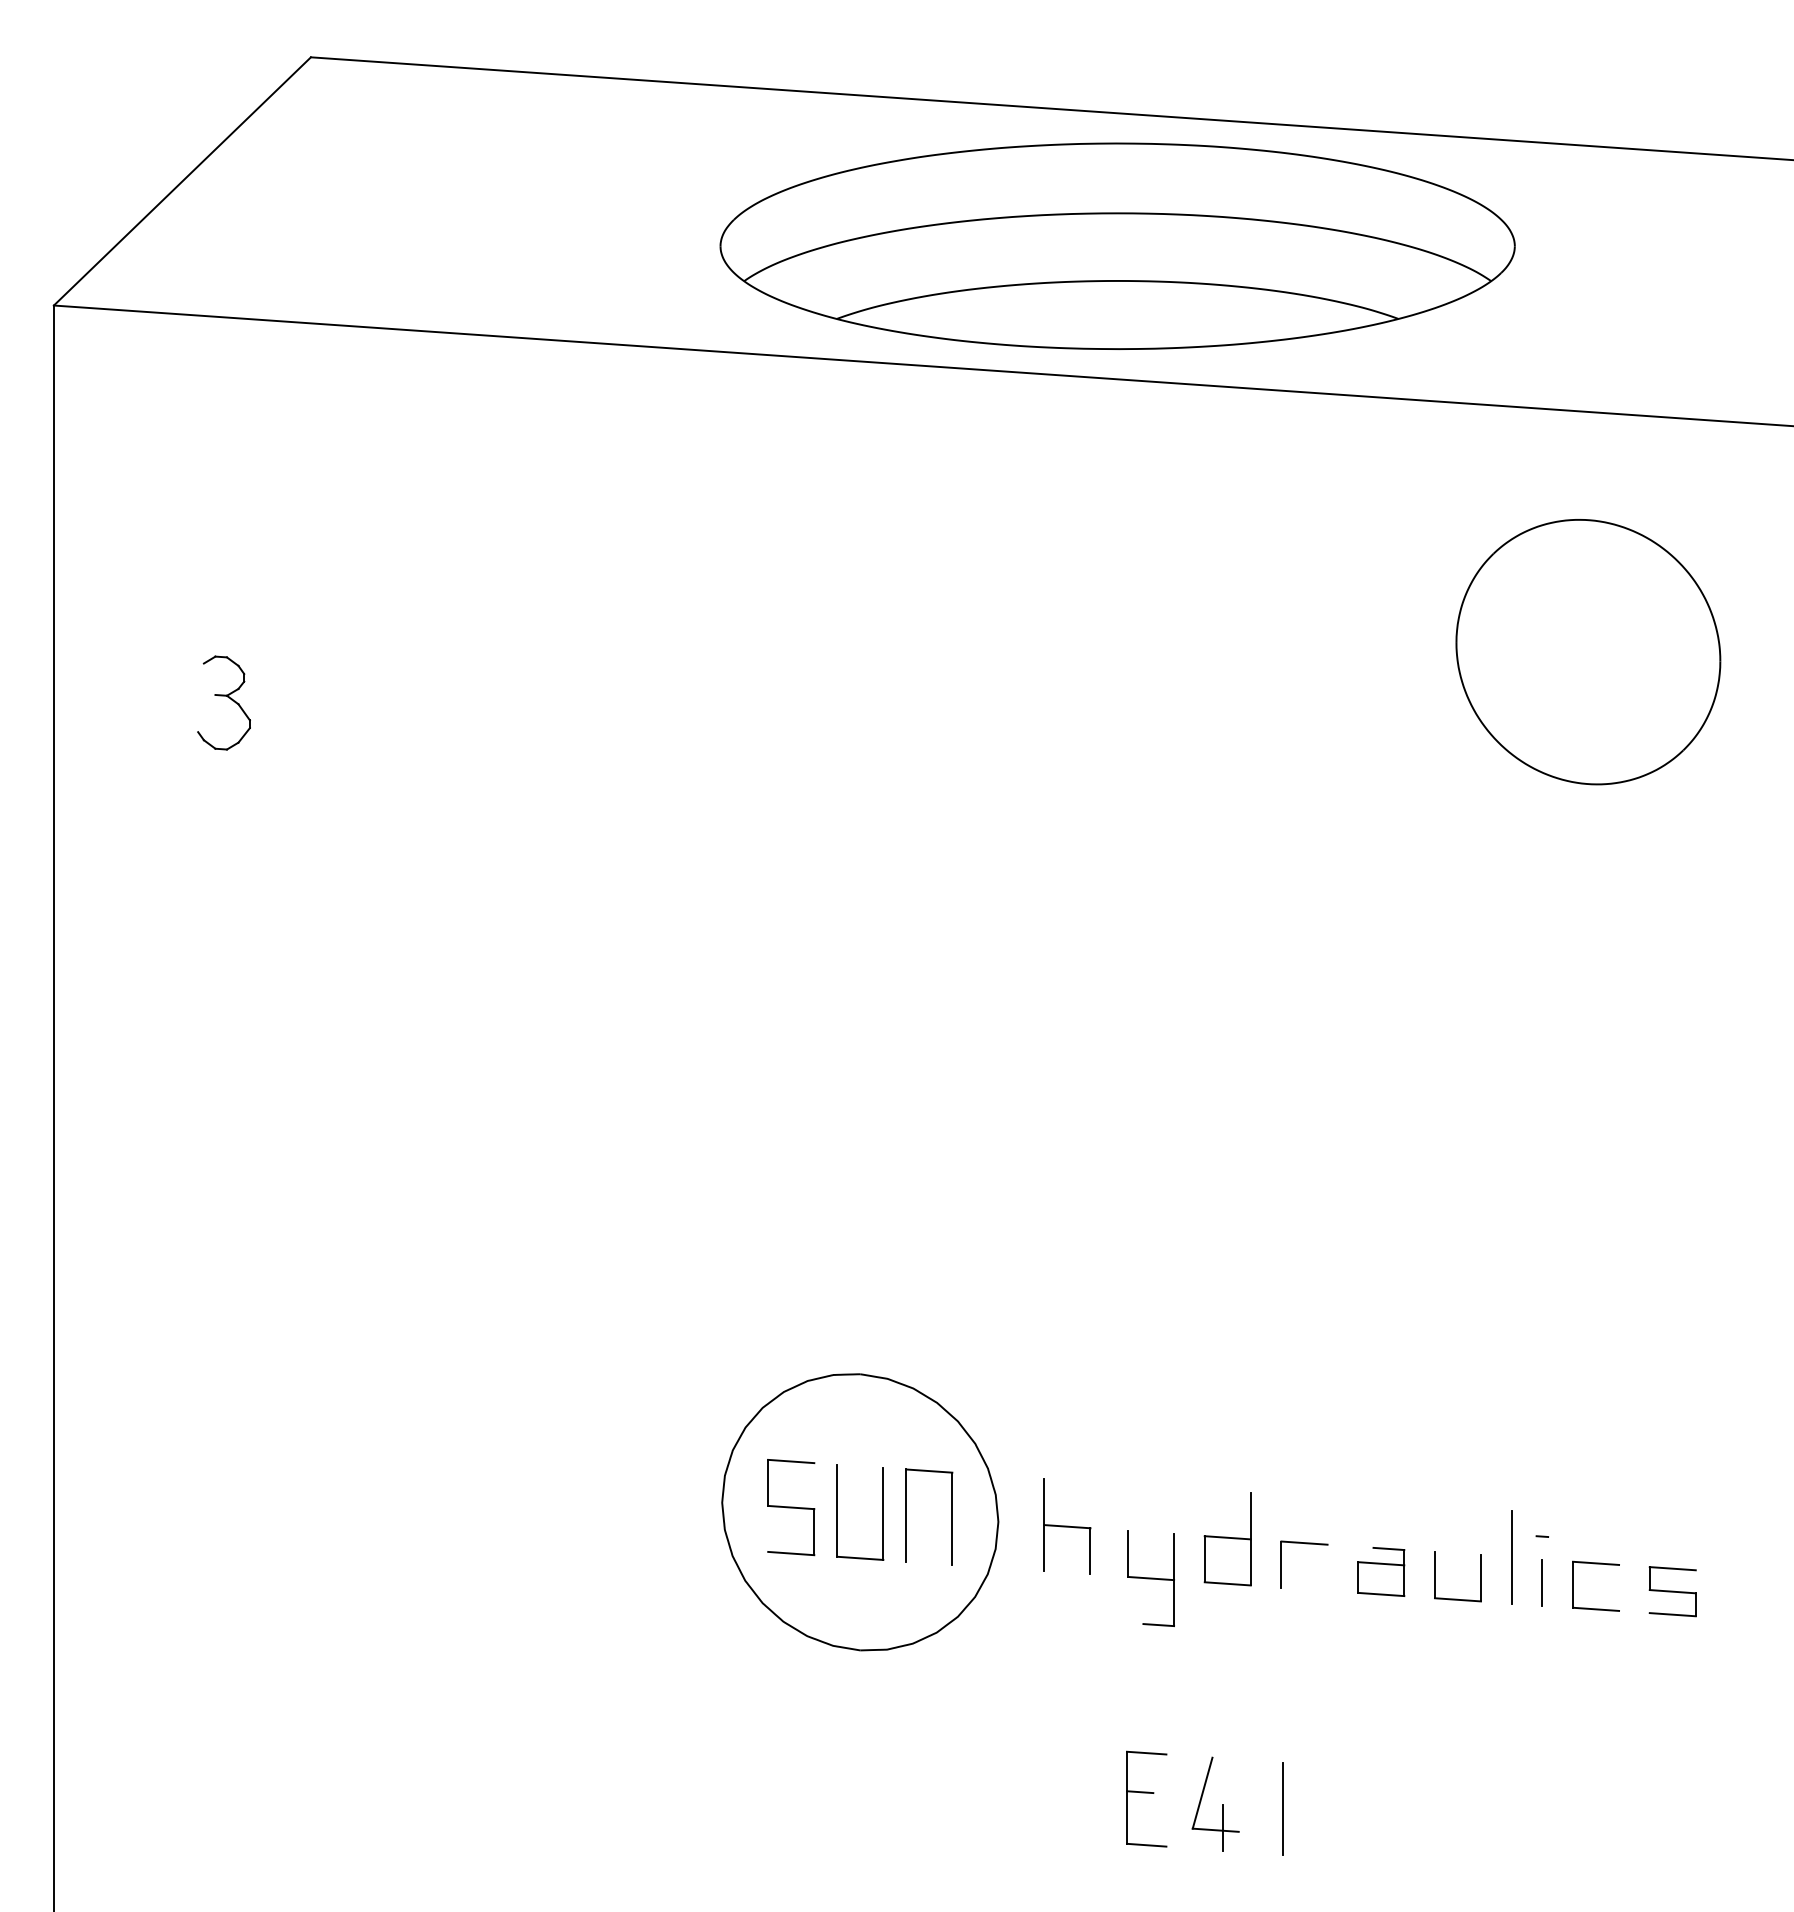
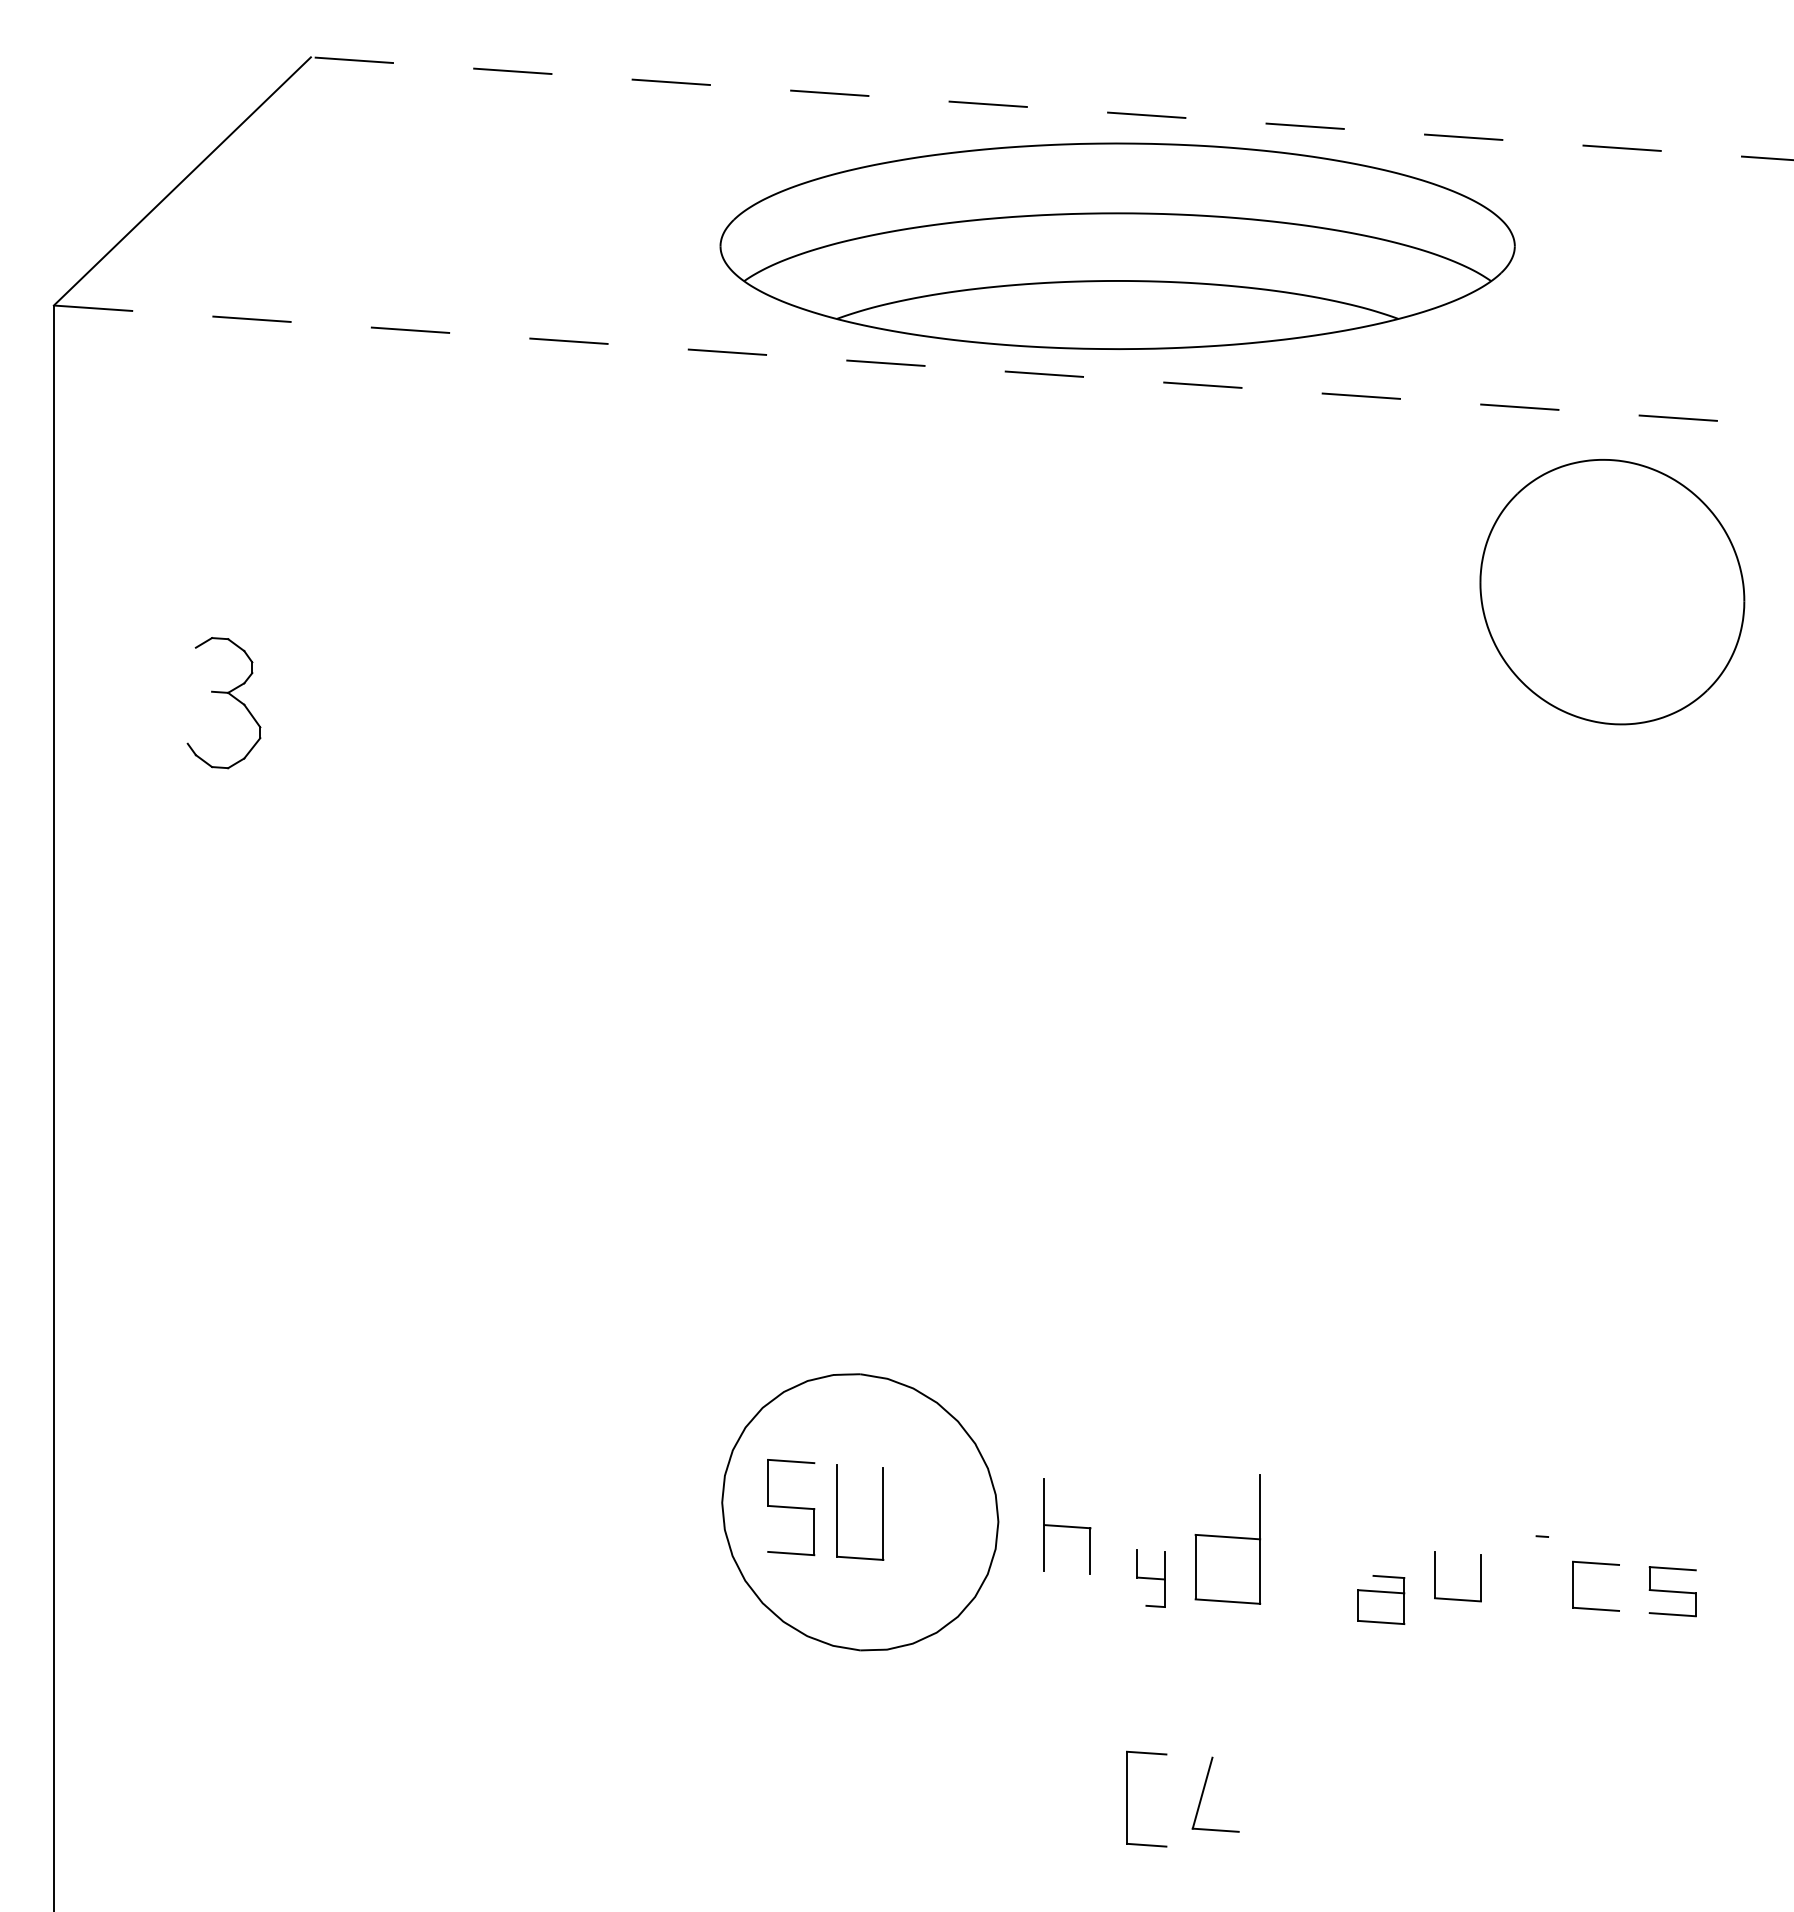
line: solid -> dashed (1051, 108)
line: solid -> dashed (923, 365)
part position: (1588, 652) -> (1612, 592) (1612, 592)
part size: 54x96 px -> 76x133 px (223, 703)
part: present -> none (951, 1516)
part size: 49x95 px -> 68x131 px (1227, 1539)
part: present -> none (1305, 1544)
line: present -> none (1511, 1557)
part position: (1381, 1571) -> (1381, 1599) (1381, 1599)
part size: 48x97 px -> 30x59 px (1150, 1578)
line: present -> none (1542, 1582)
line: present -> none (1140, 1792)
line: present -> none (1282, 1808)
line: present -> none (1223, 1827)
